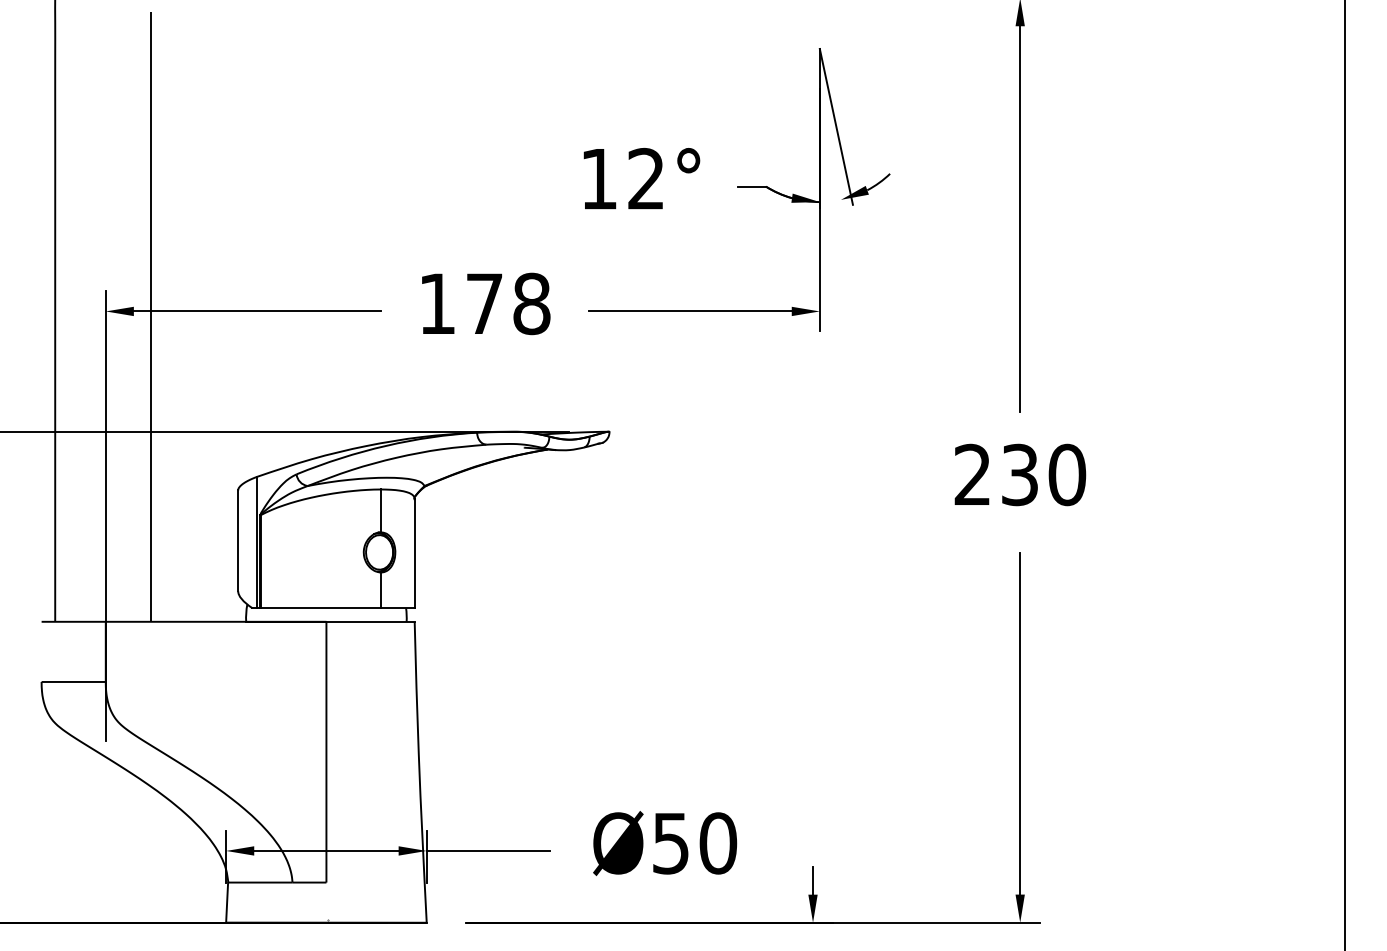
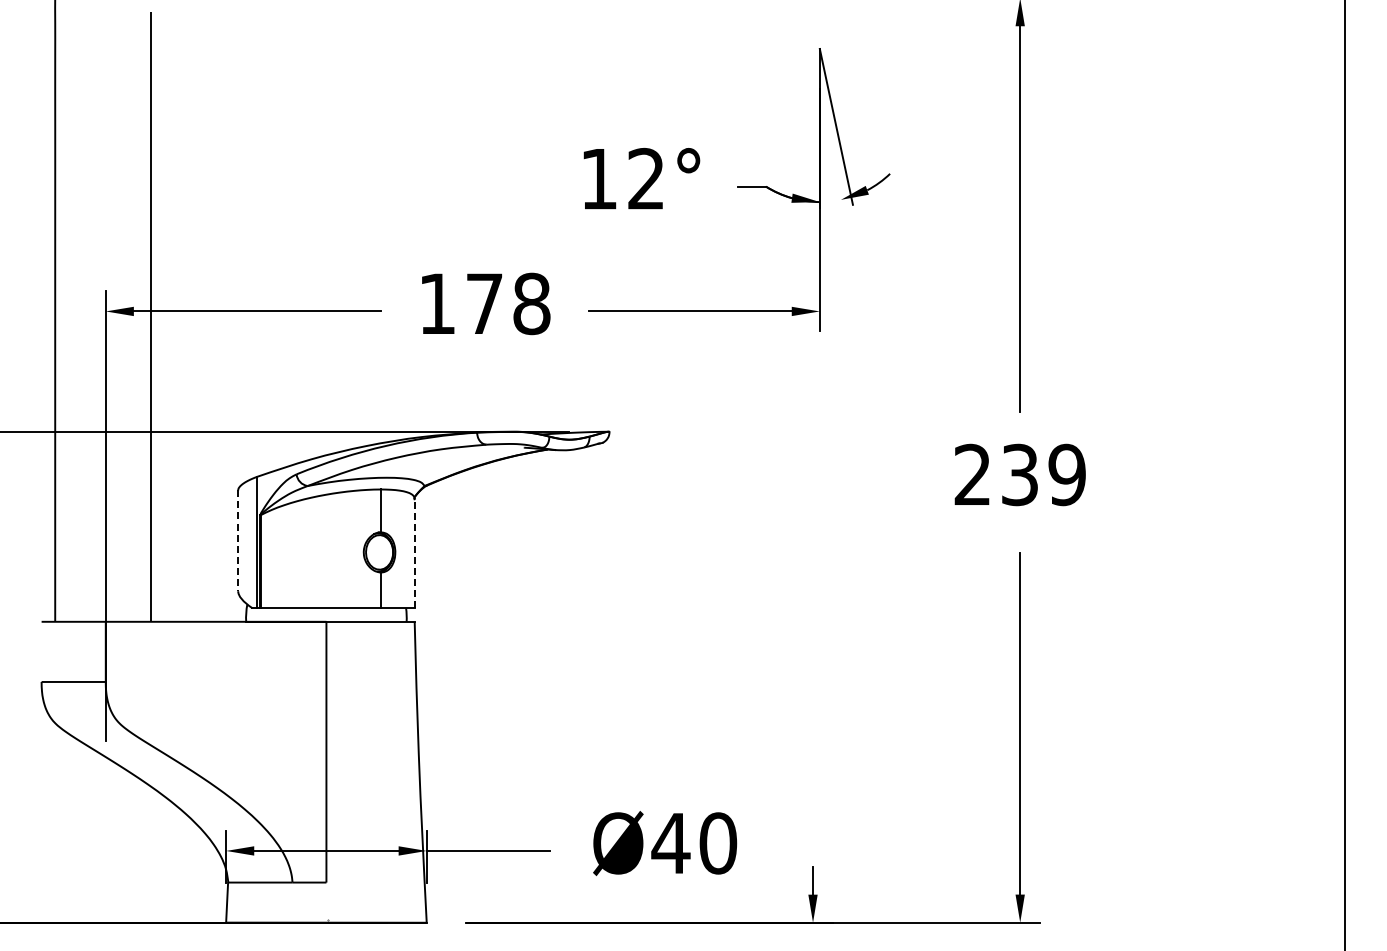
text: 230 -> 239 (1067, 475)
line: solid -> dashed (238, 541)
line: solid -> dashed (414, 553)
text: Ø50 -> Ø40 (670, 843)
